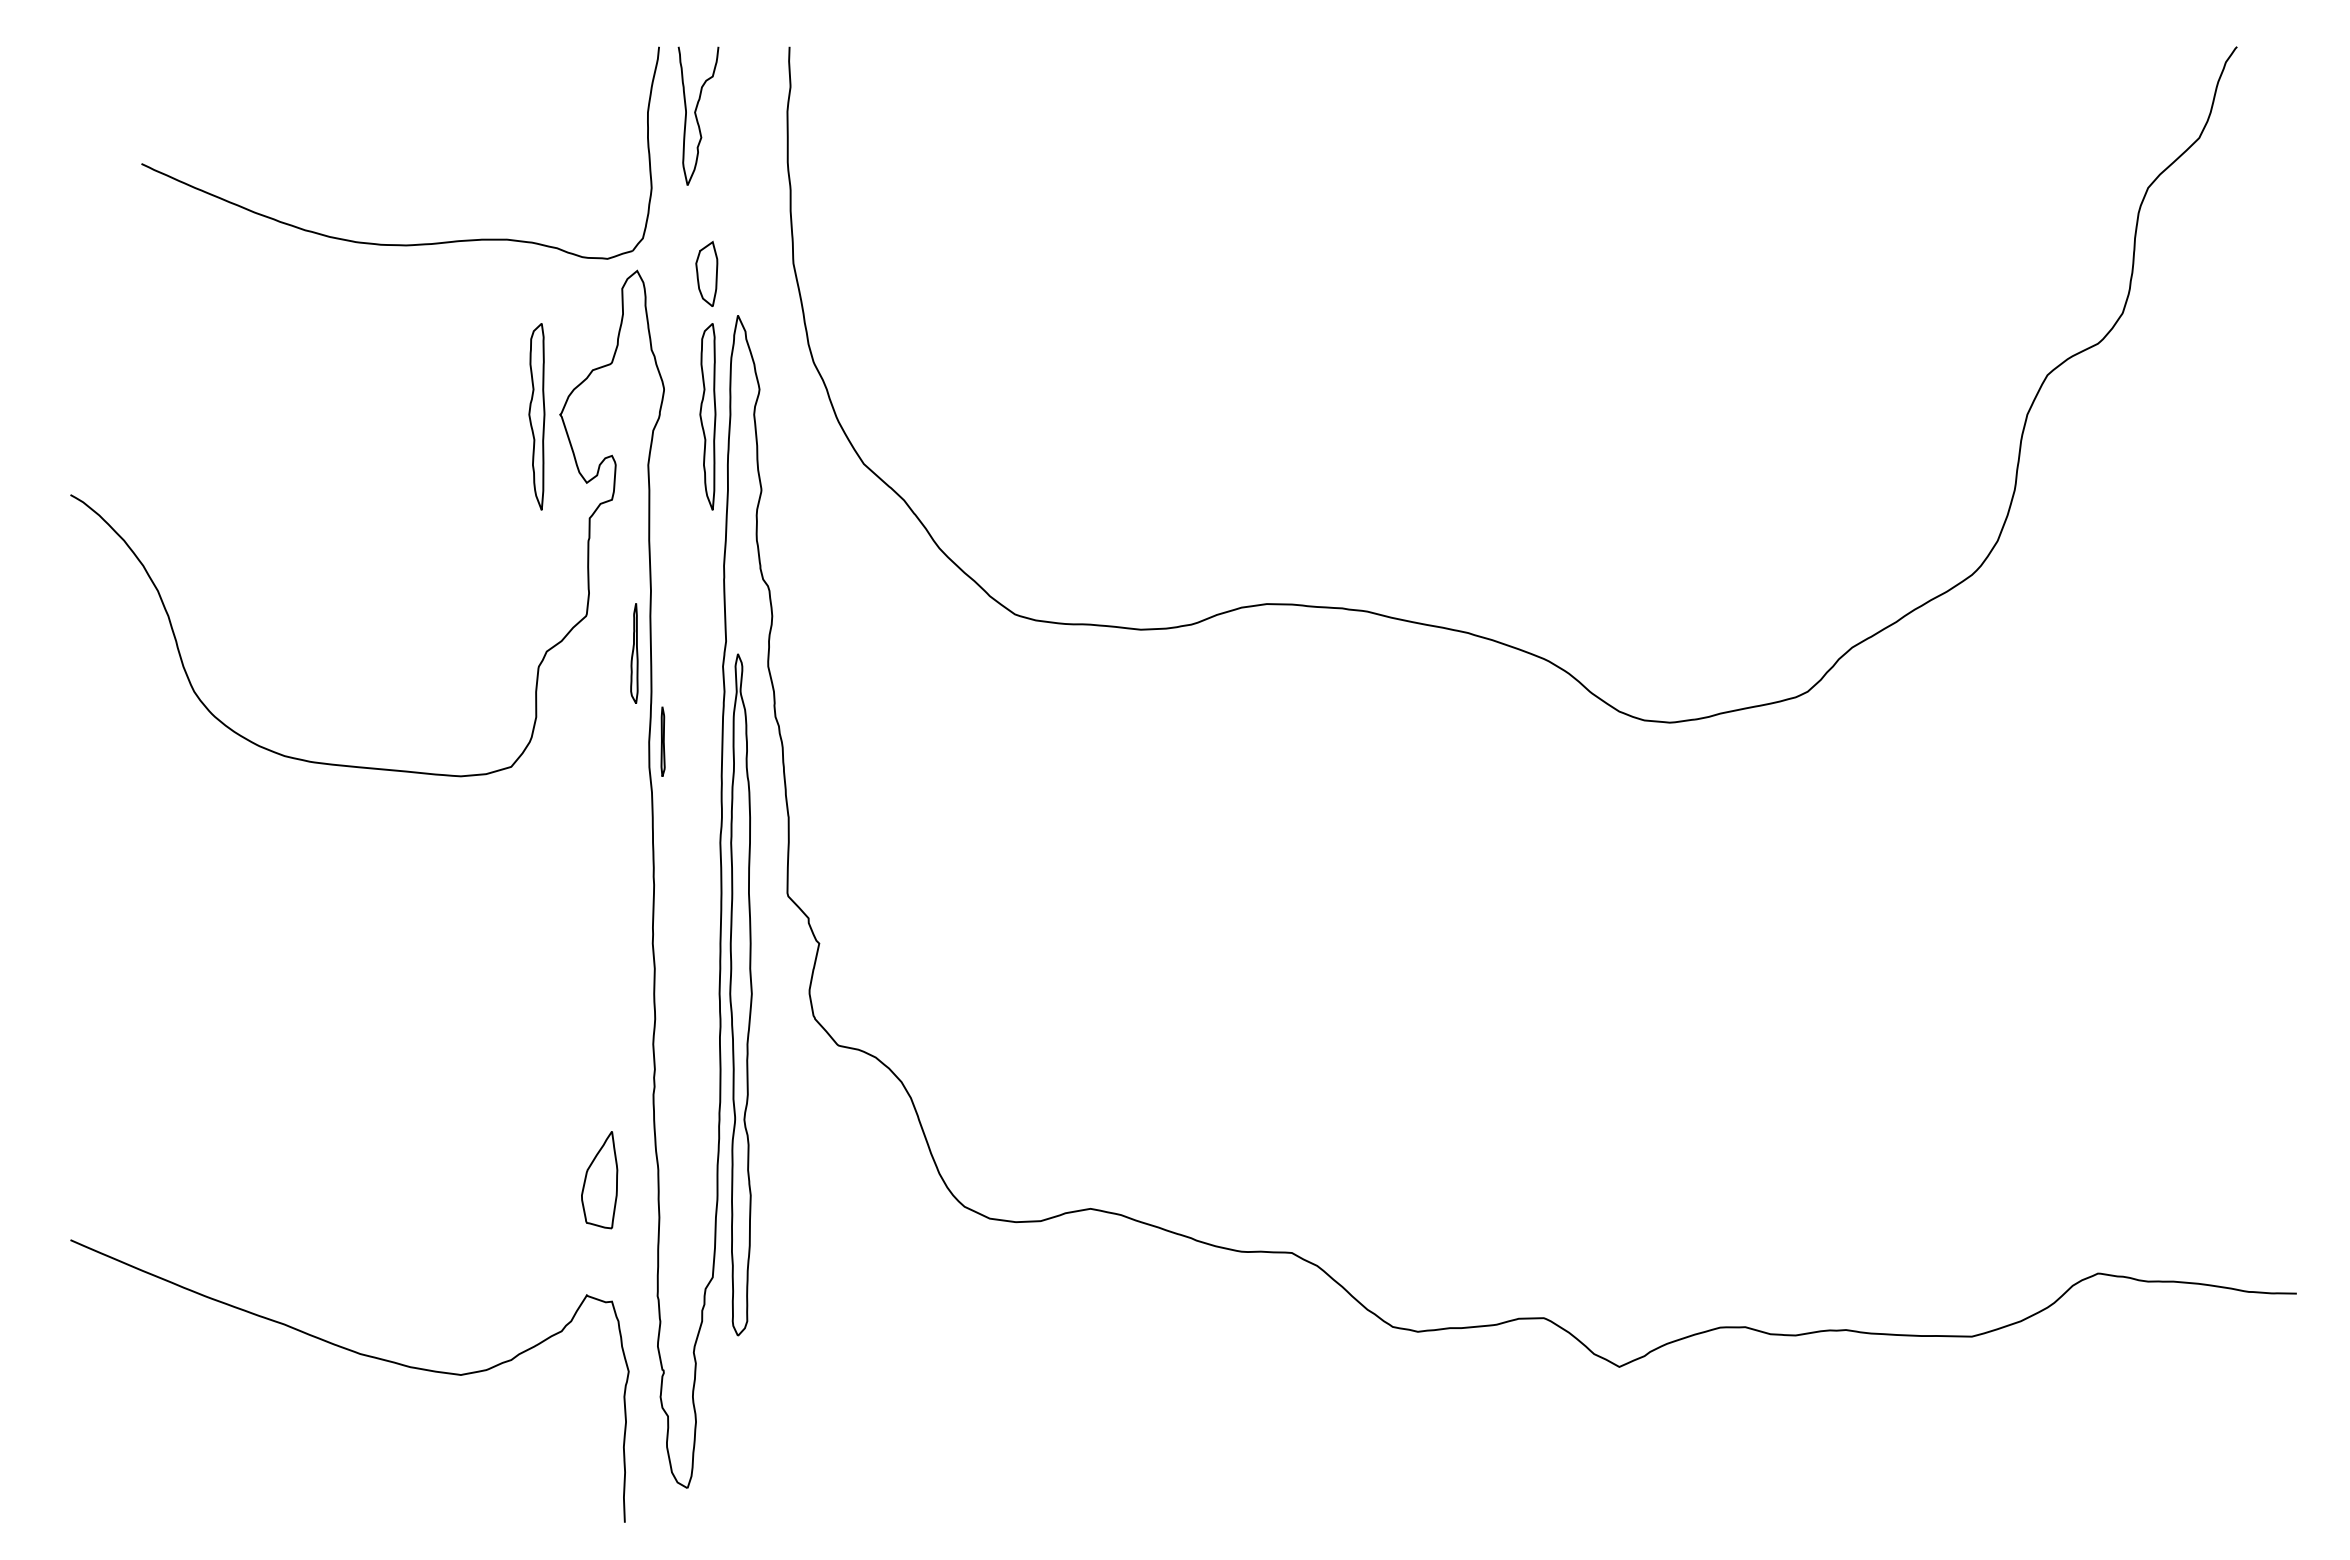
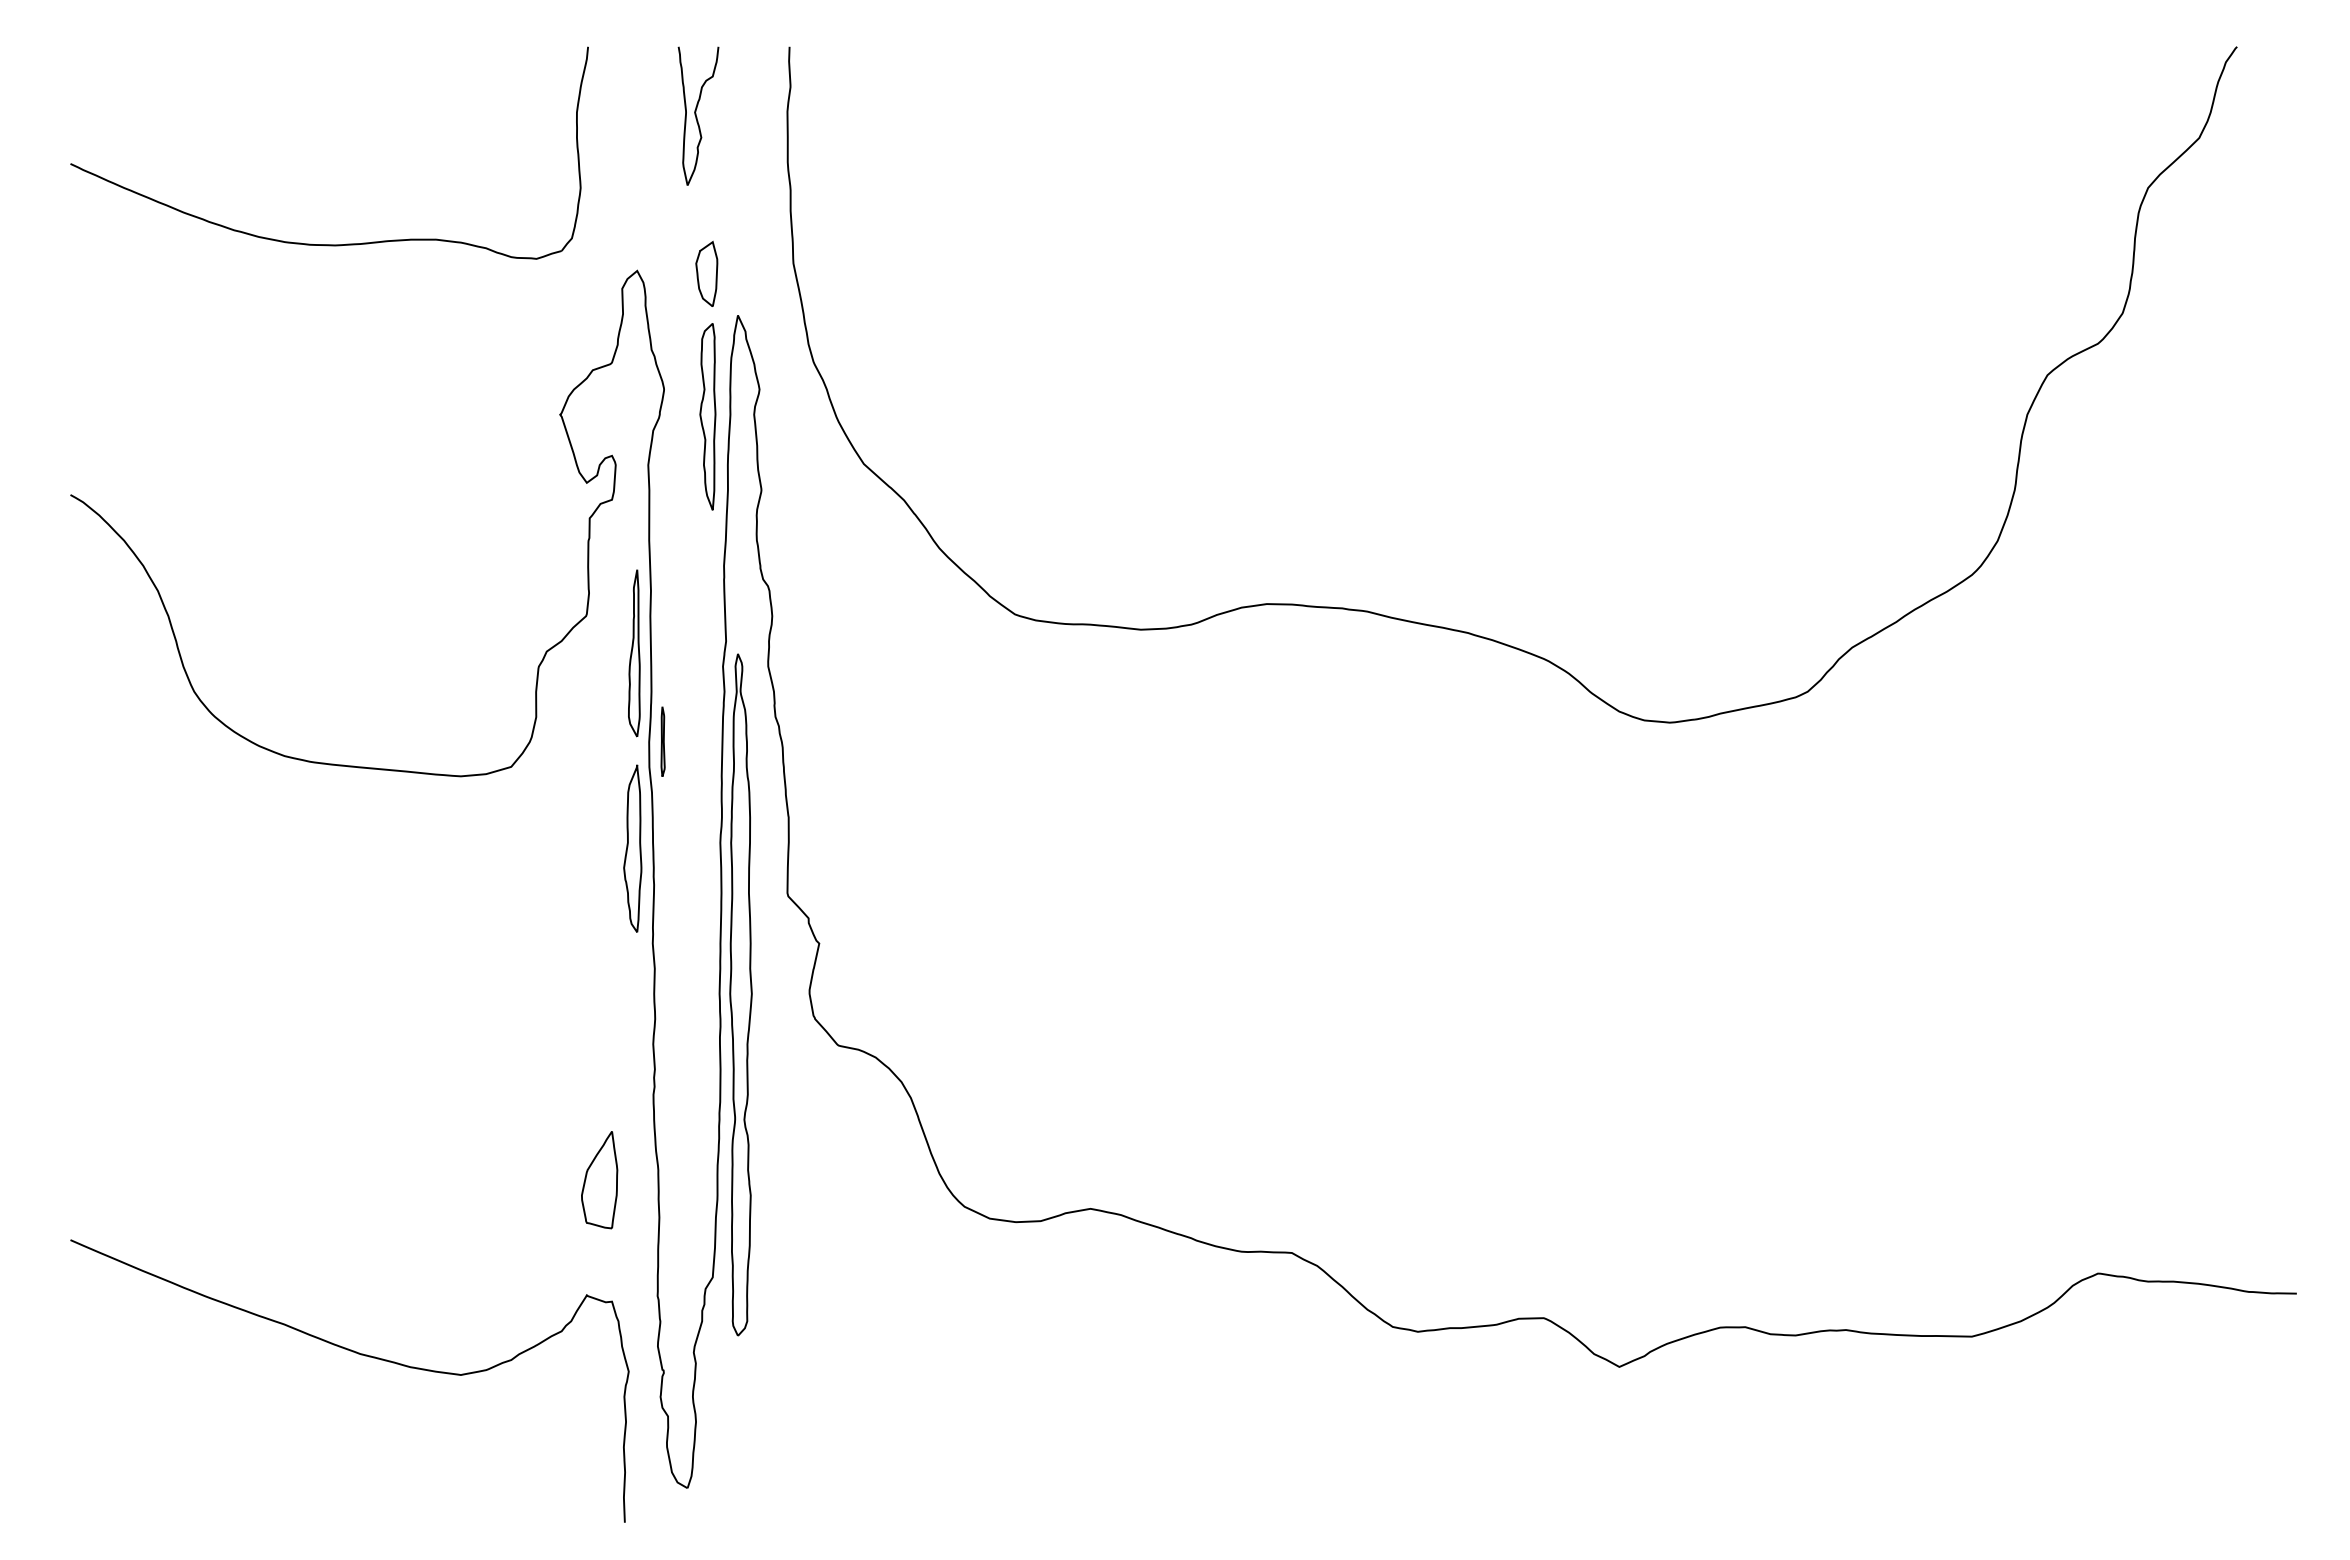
part position: (400, 244) -> (329, 244) (329, 244)
part: present -> none (536, 416)
part size: 9x101 px -> 13x169 px (634, 653)
part: none -> present (632, 848)
